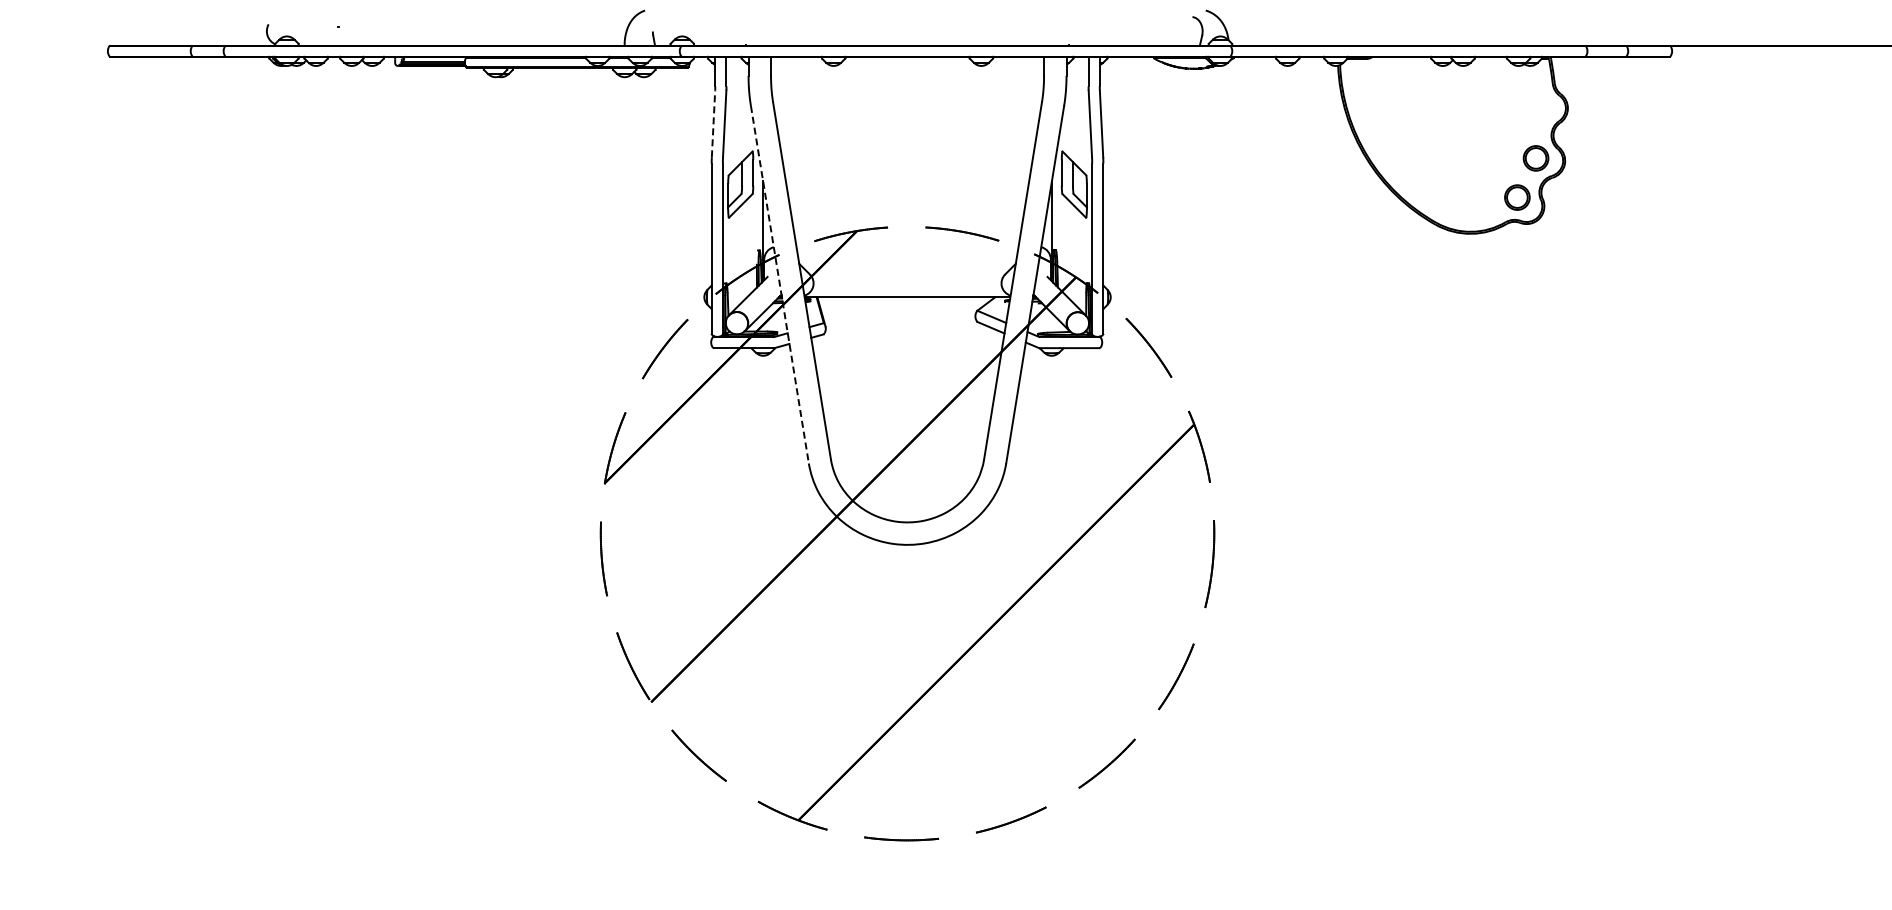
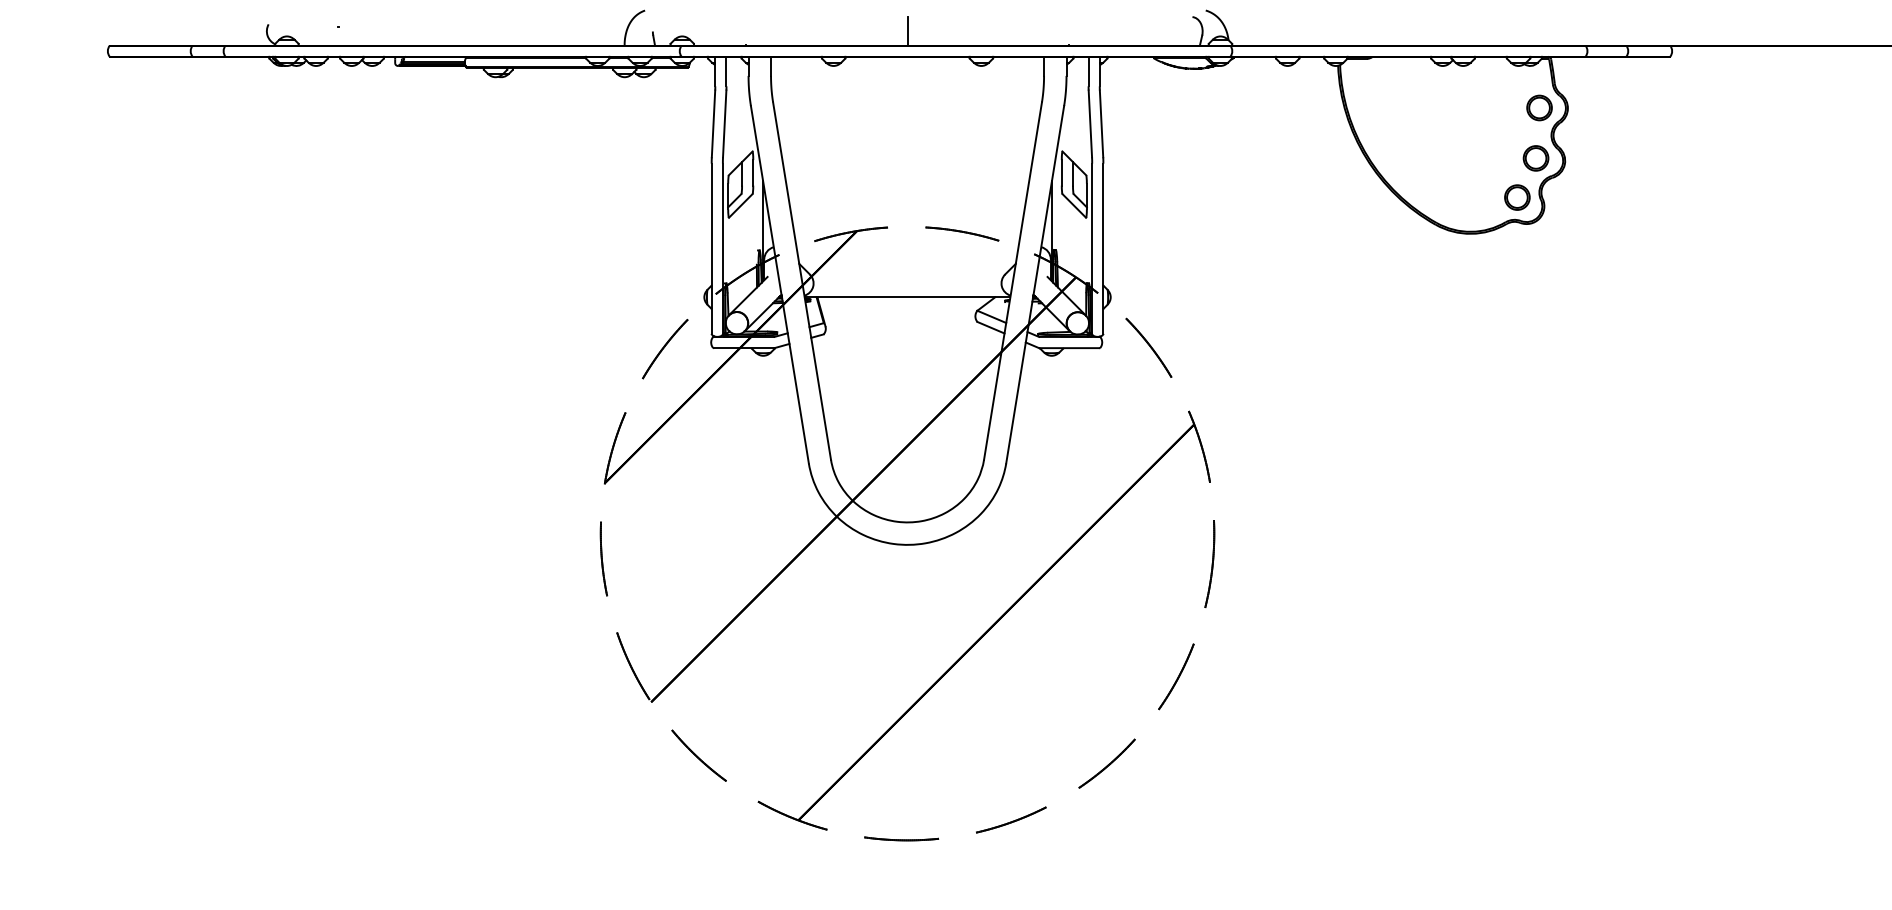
line: none -> present (907, 31)
part: none -> present (1539, 107)
line: dashed -> solid (713, 123)
line: dashed -> solid (779, 285)
